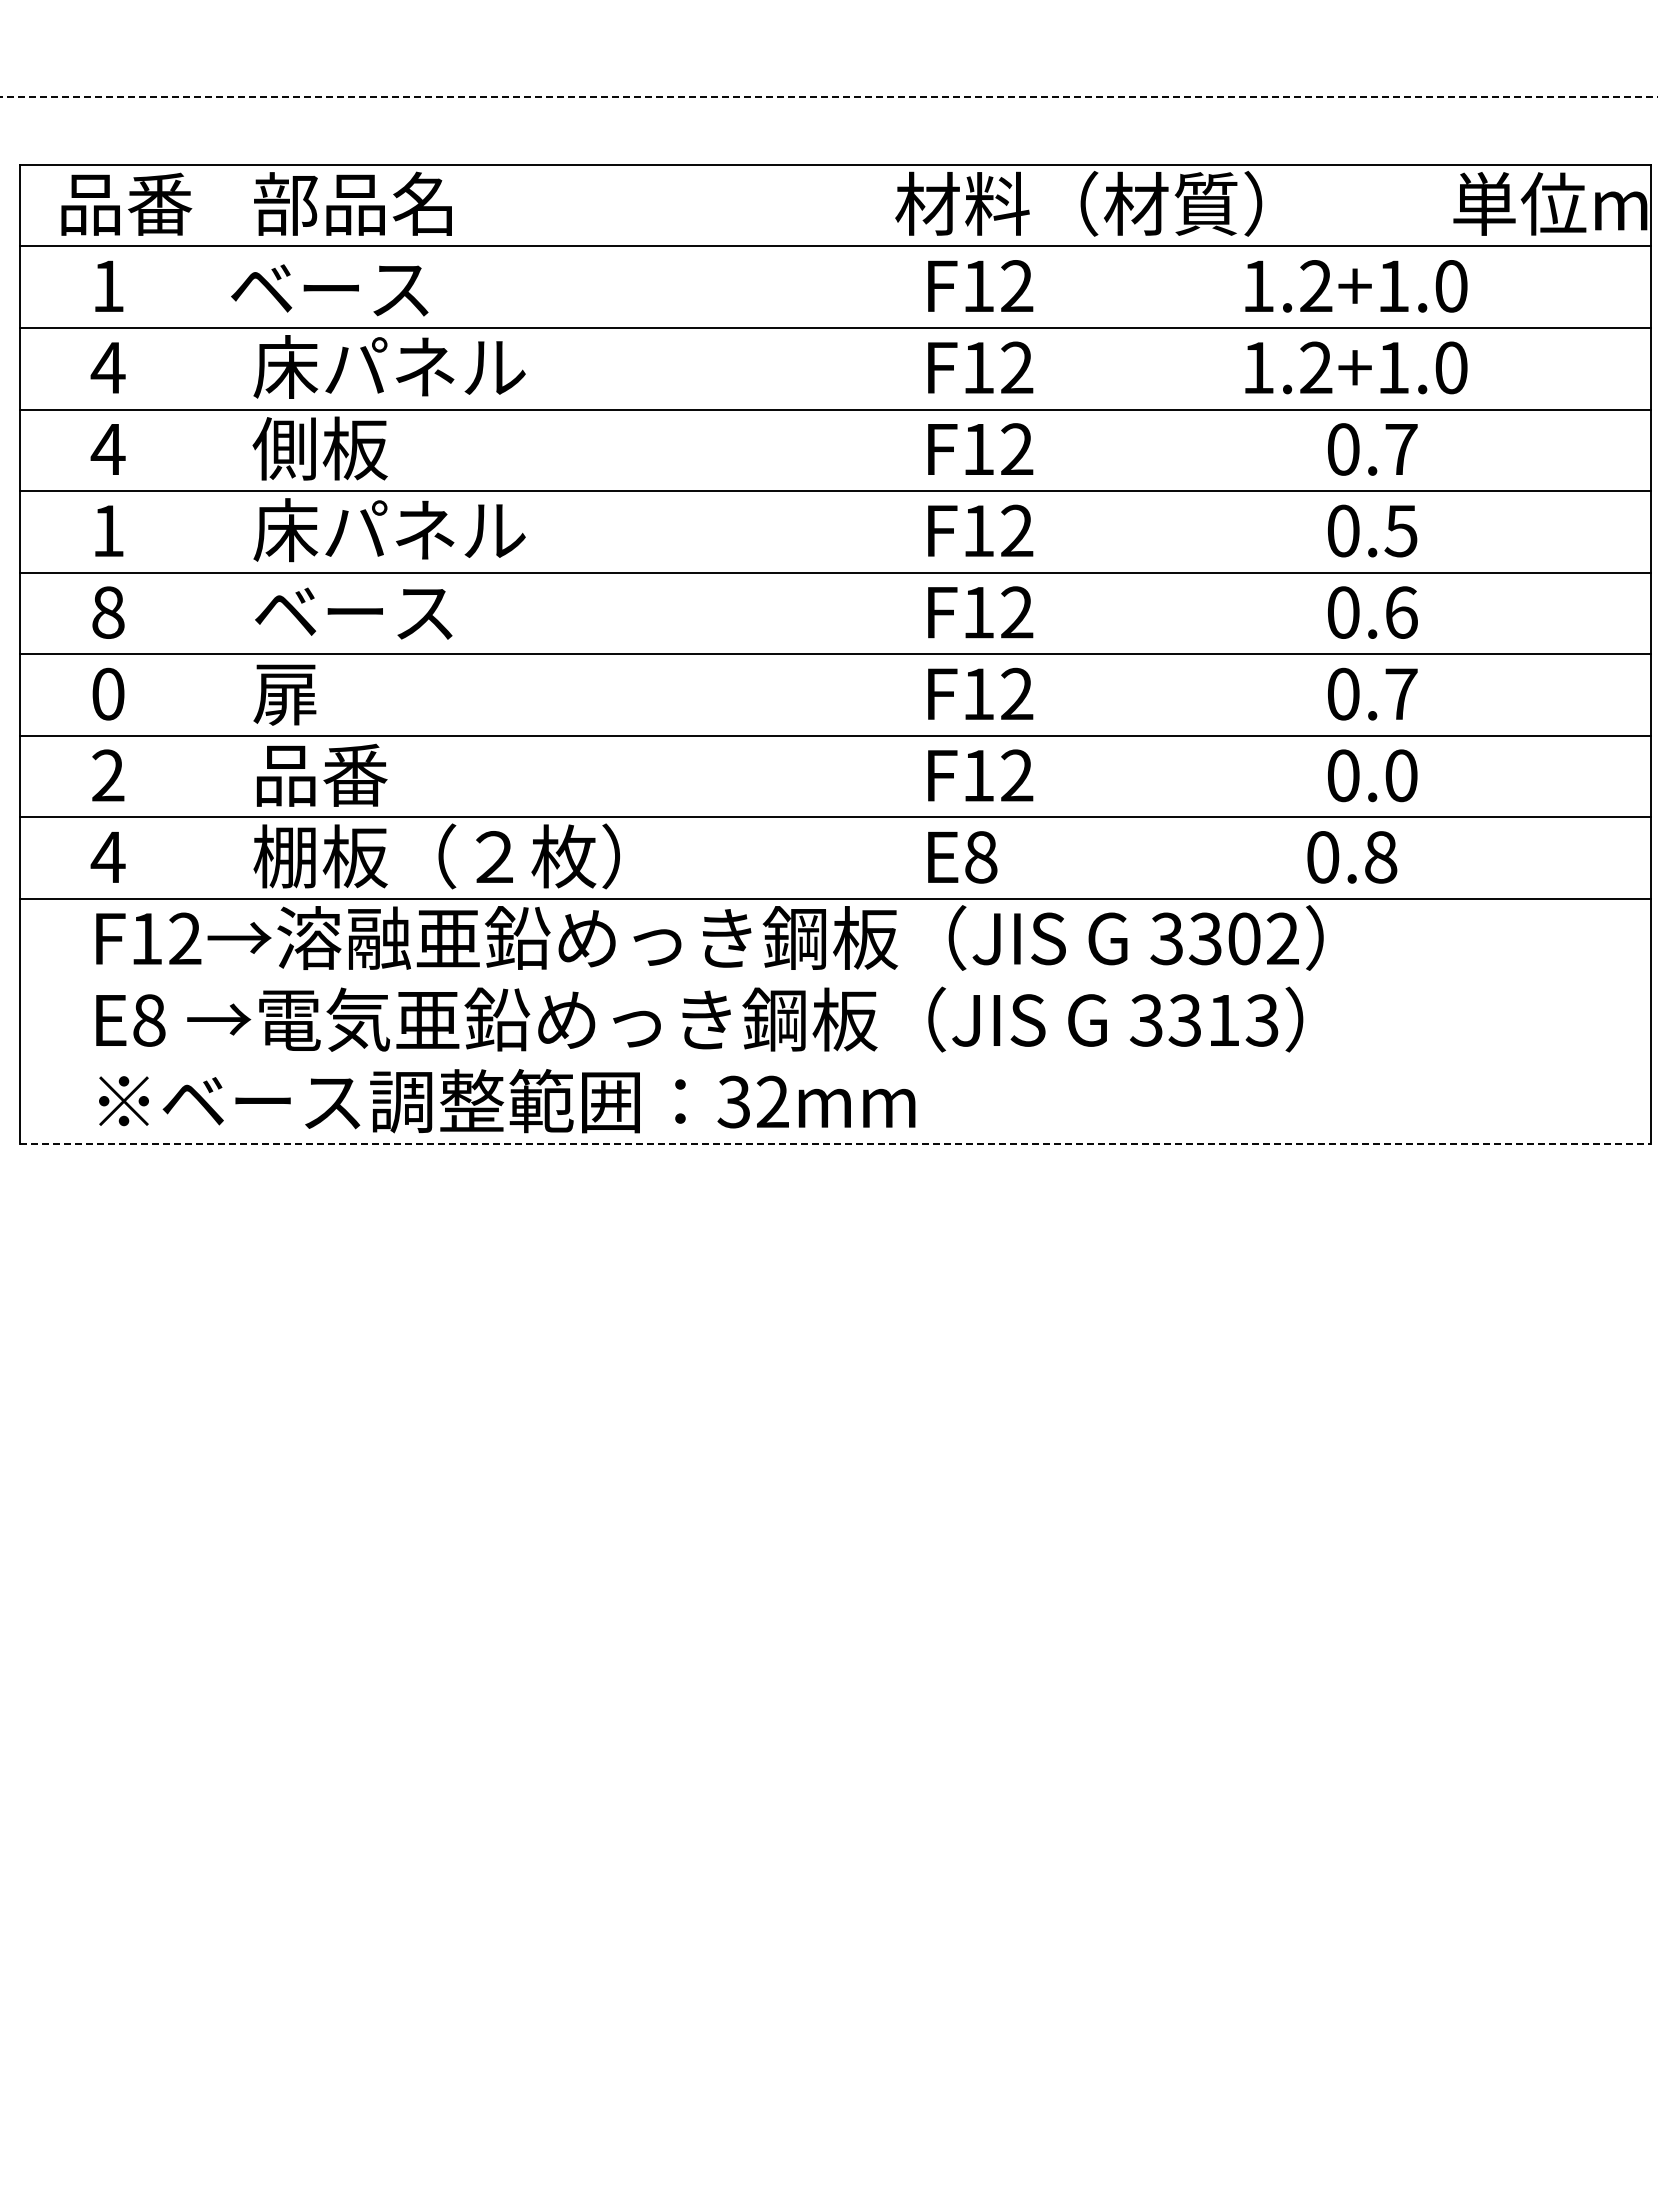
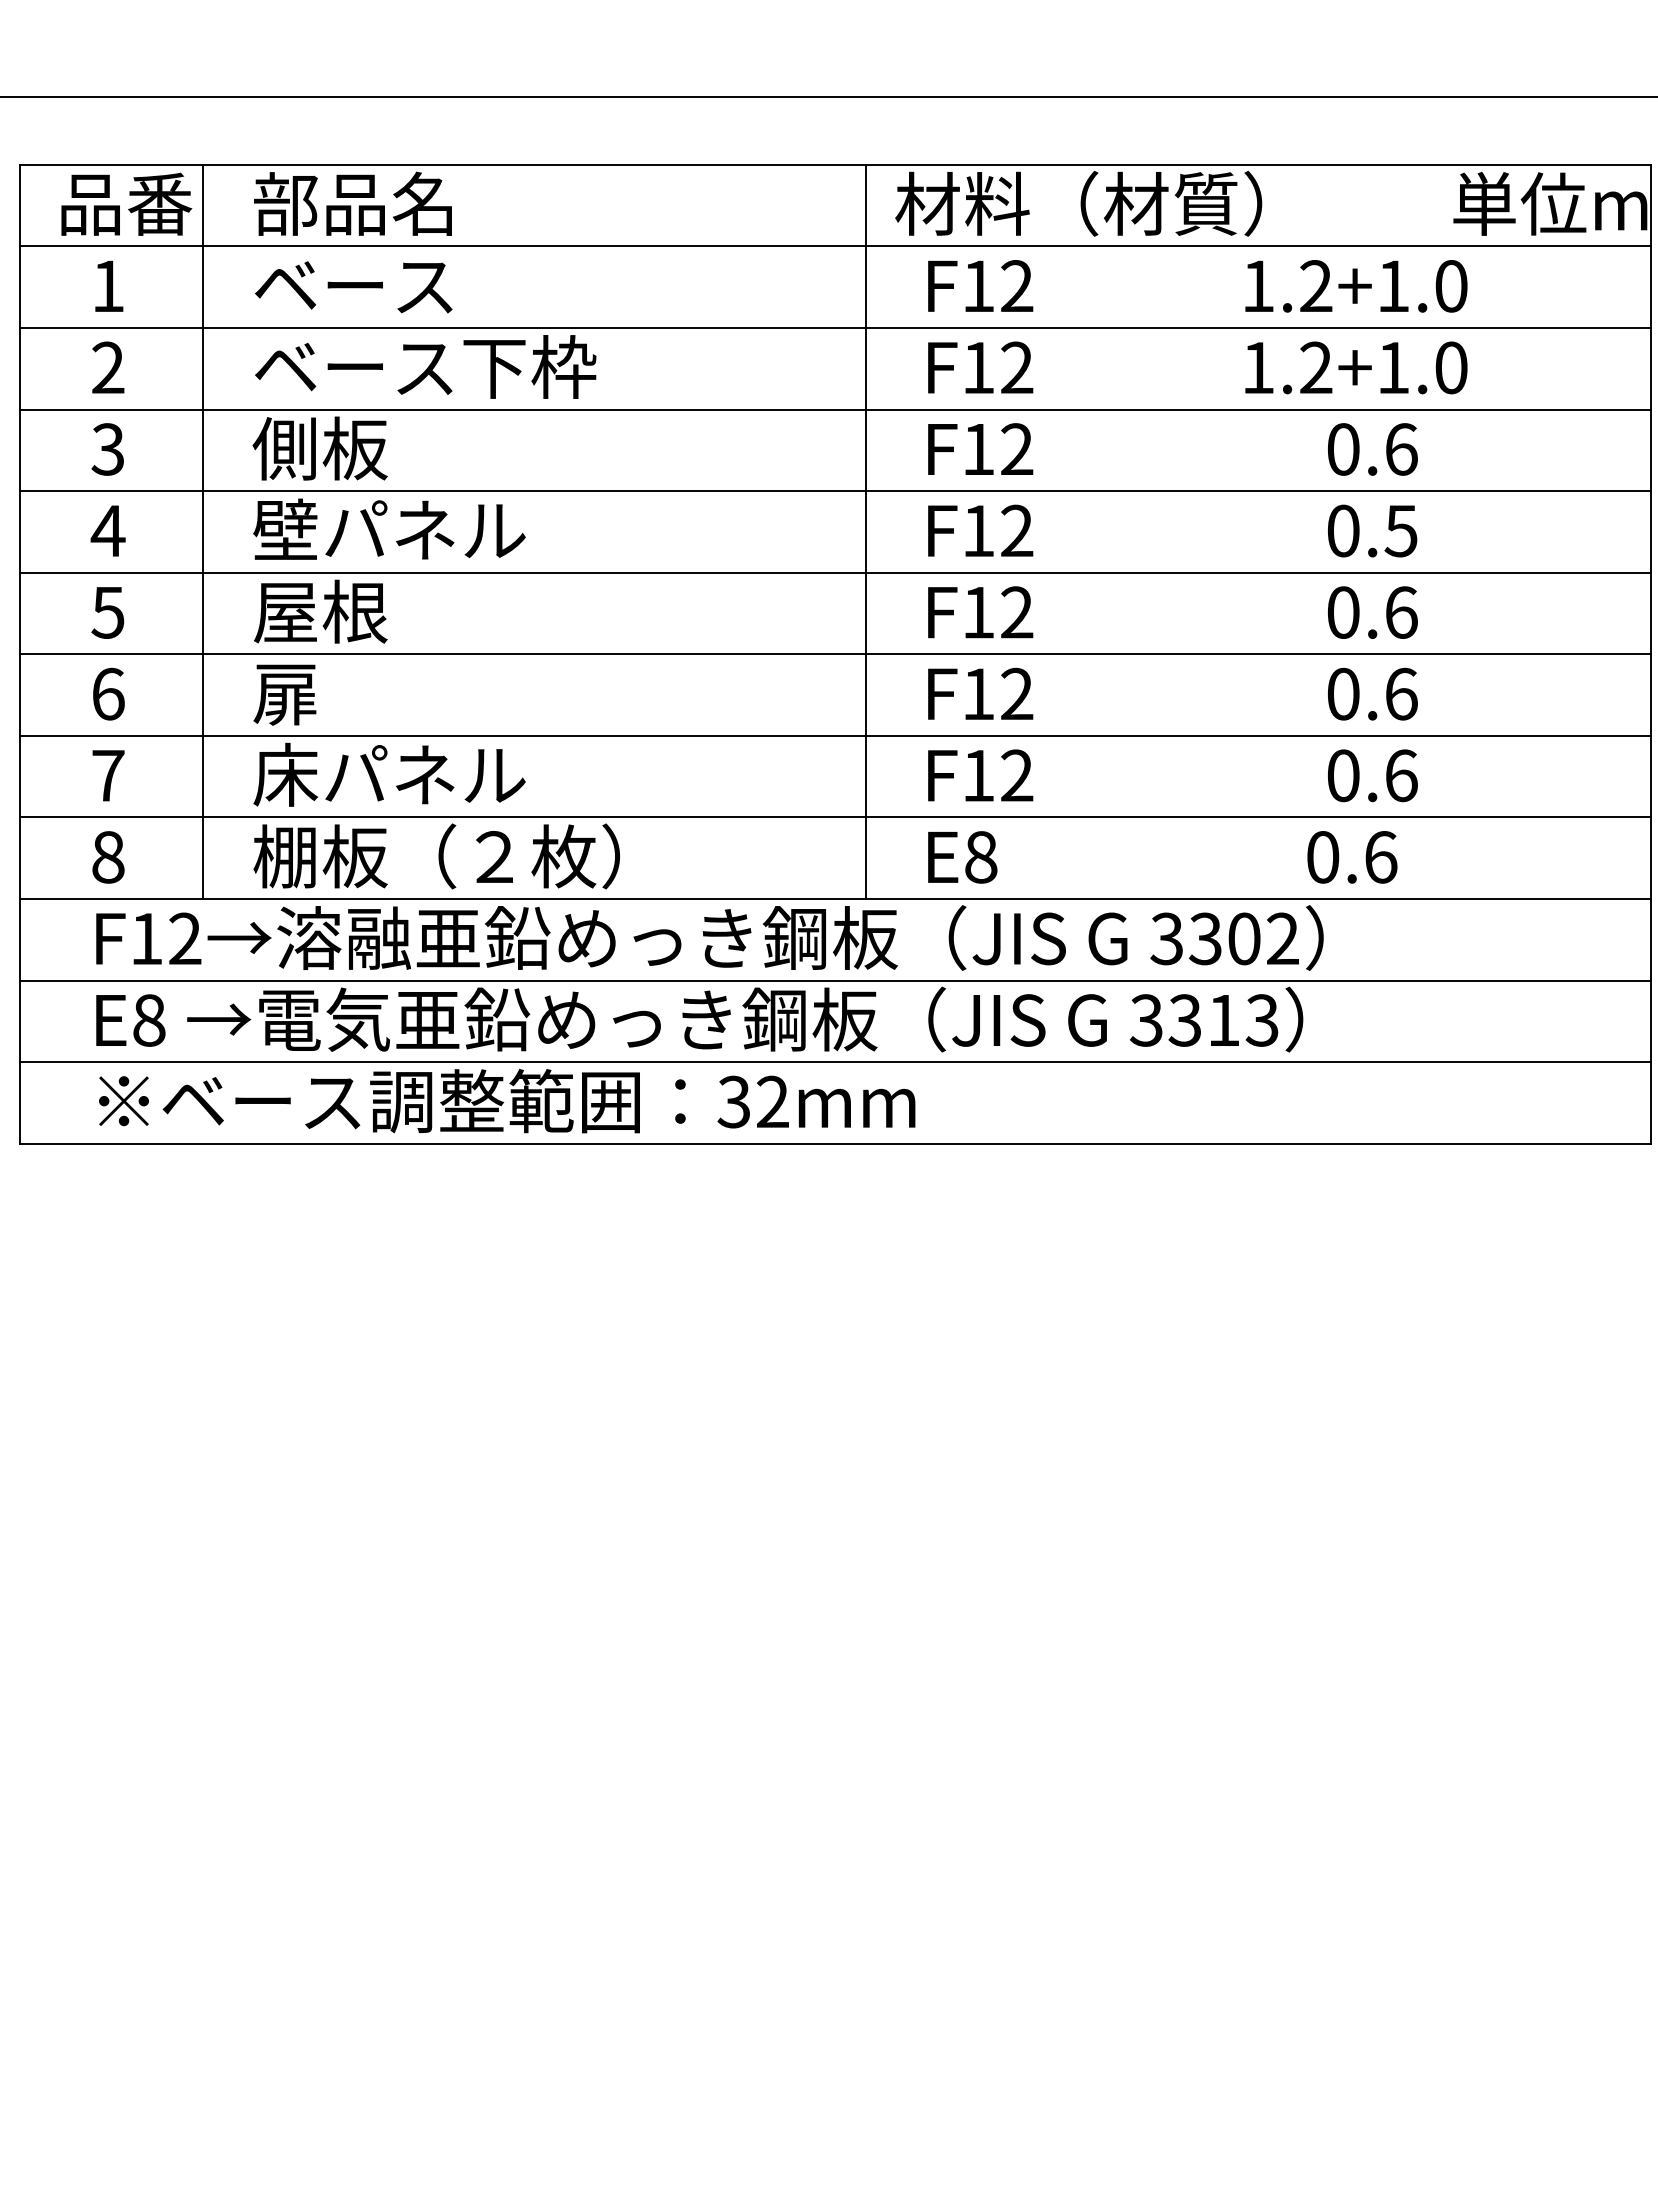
line: dashed -> solid (829, 96)
text position: (329, 290) -> (353, 287) (353, 287)
text: 床パネル -> ベース下枠 (424, 366)
text: 4 -> 2 (107, 367)
text: 4 -> 3 (107, 449)
text: 0.7 -> 0.6 (1401, 449)
text: 1 -> 4 (107, 530)
text: 床パネル -> 壁パネル (285, 530)
line: none -> present (203, 531)
line: none -> present (866, 531)
text: ベース -> 屋根 (353, 611)
text: 8 -> 5 (107, 612)
text: 0 -> 6 (108, 693)
text: 0.7 -> 0.6 (1401, 693)
text: 品番 -> 床パネル (389, 774)
text: 2 -> 7 (108, 775)
text: 0.0 -> 0.6 (1401, 775)
text: 4 -> 8 (107, 857)
text: 0.8 -> 0.6 (1381, 857)
line: none -> present (835, 980)
line: none -> present (835, 1062)
line: dashed -> solid (835, 1143)
